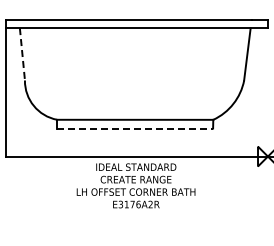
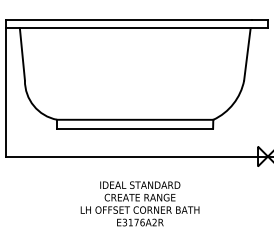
line: dashed -> solid (22, 54)
line: dashed -> solid (135, 128)
text position: (135, 185) -> (139, 203) (139, 203)
